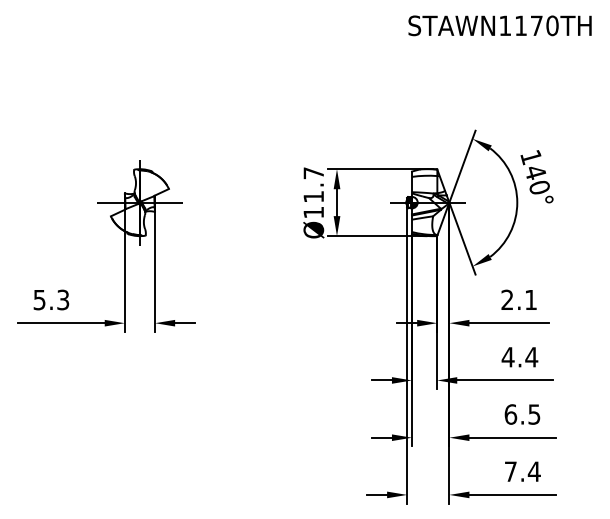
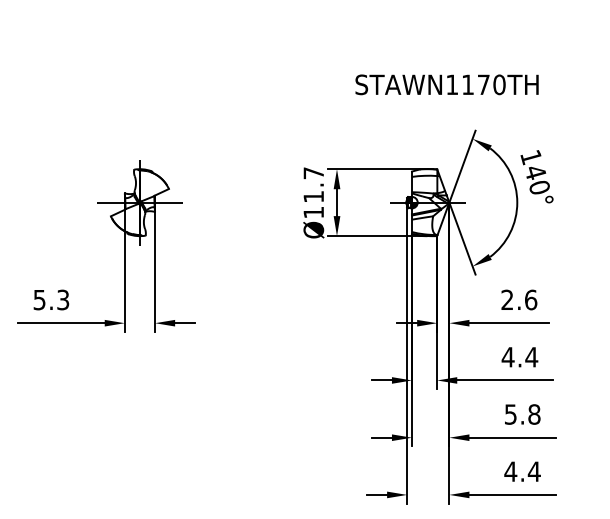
text position: (499, 25) -> (446, 84) (446, 84)
text: 2.1 -> 2.6 (531, 299)
text: 6.5 -> 5.8 (522, 414)
text: 7.4 -> 4.4 (510, 471)
